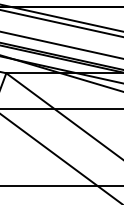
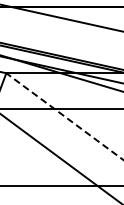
line: present -> none (61, 23)
line: present -> none (61, 45)
line: solid -> dashed (64, 116)
